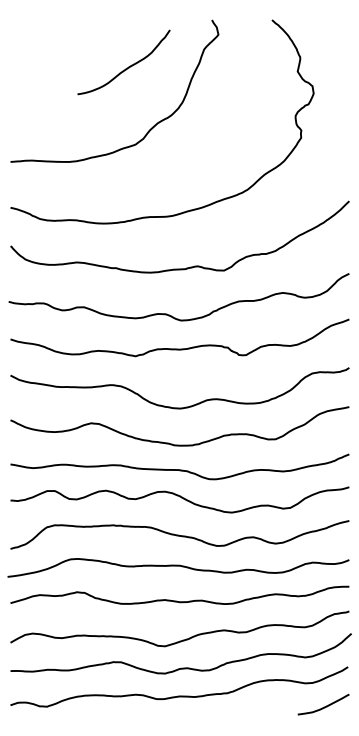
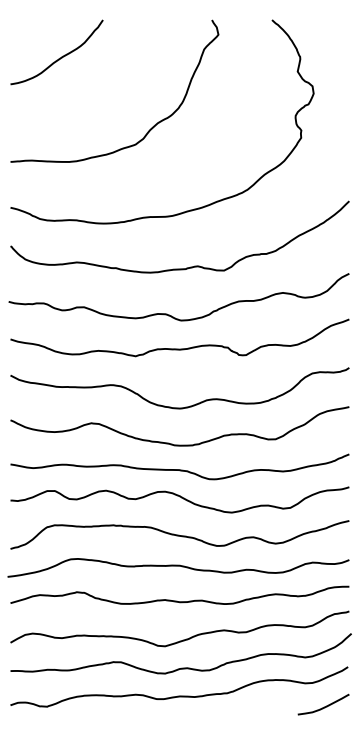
curve position: (125, 68) -> (58, 58) (58, 58)
